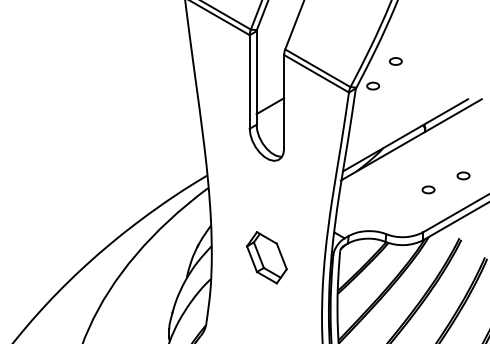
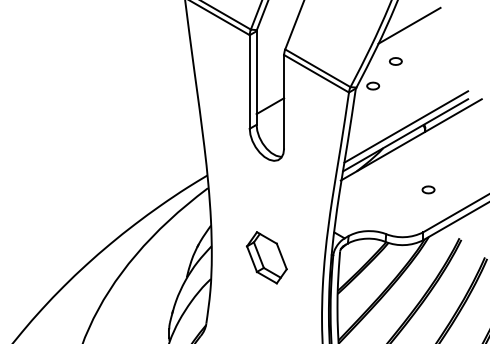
line: none -> present (409, 25)
line: none -> present (406, 126)
part: present -> none (463, 175)
